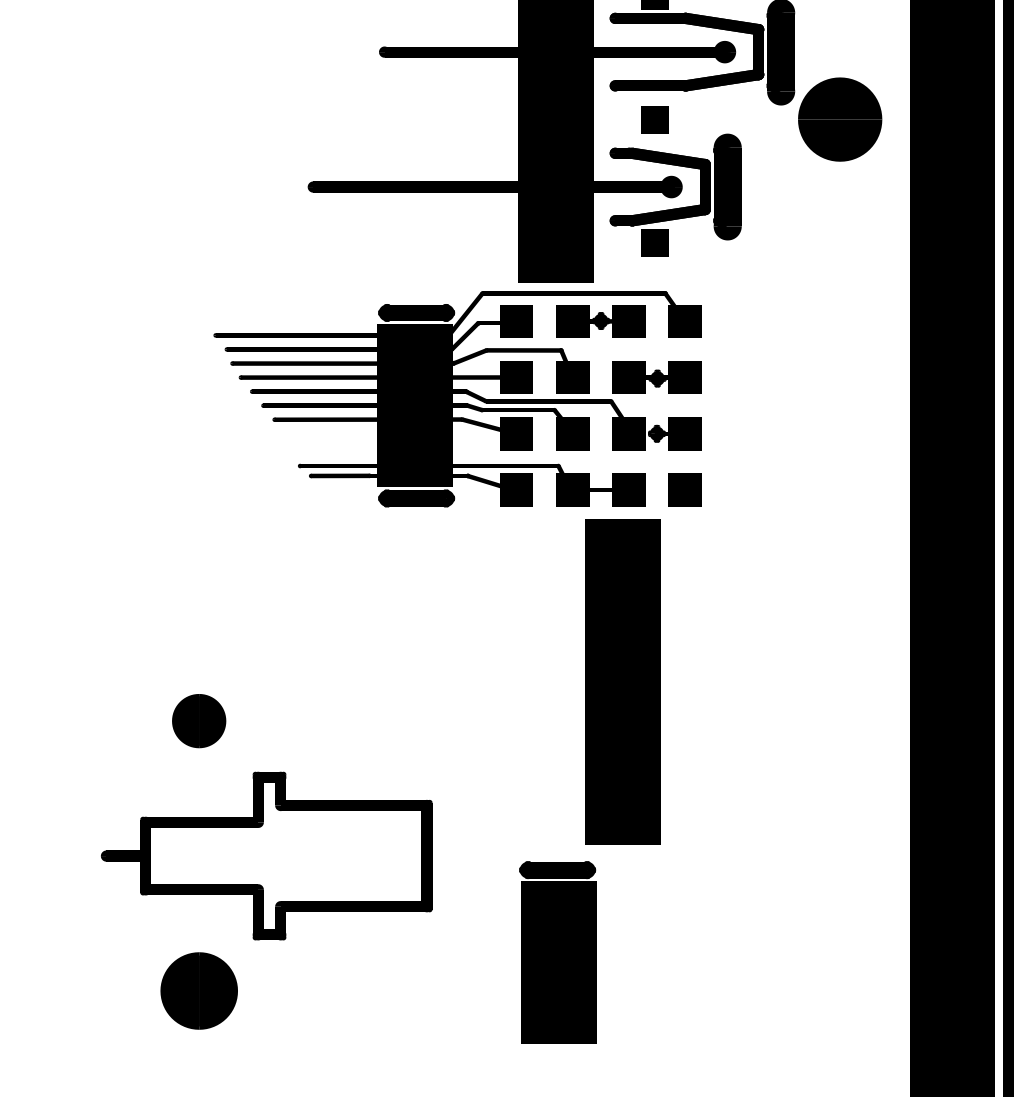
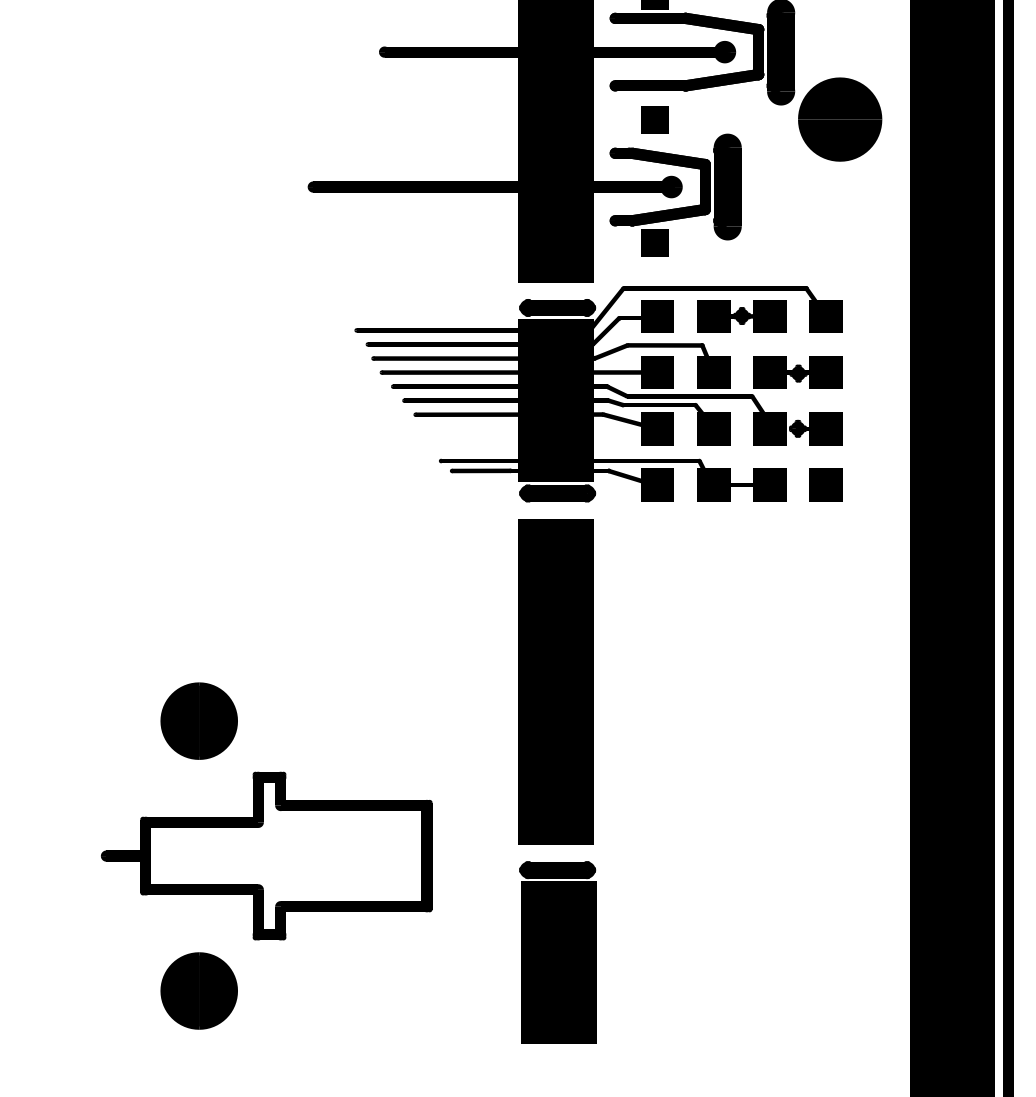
part position: (457, 399) -> (598, 394) (598, 394)
part position: (622, 681) -> (555, 681) (555, 681)
part size: 55x55 px -> 78x78 px (198, 720)
